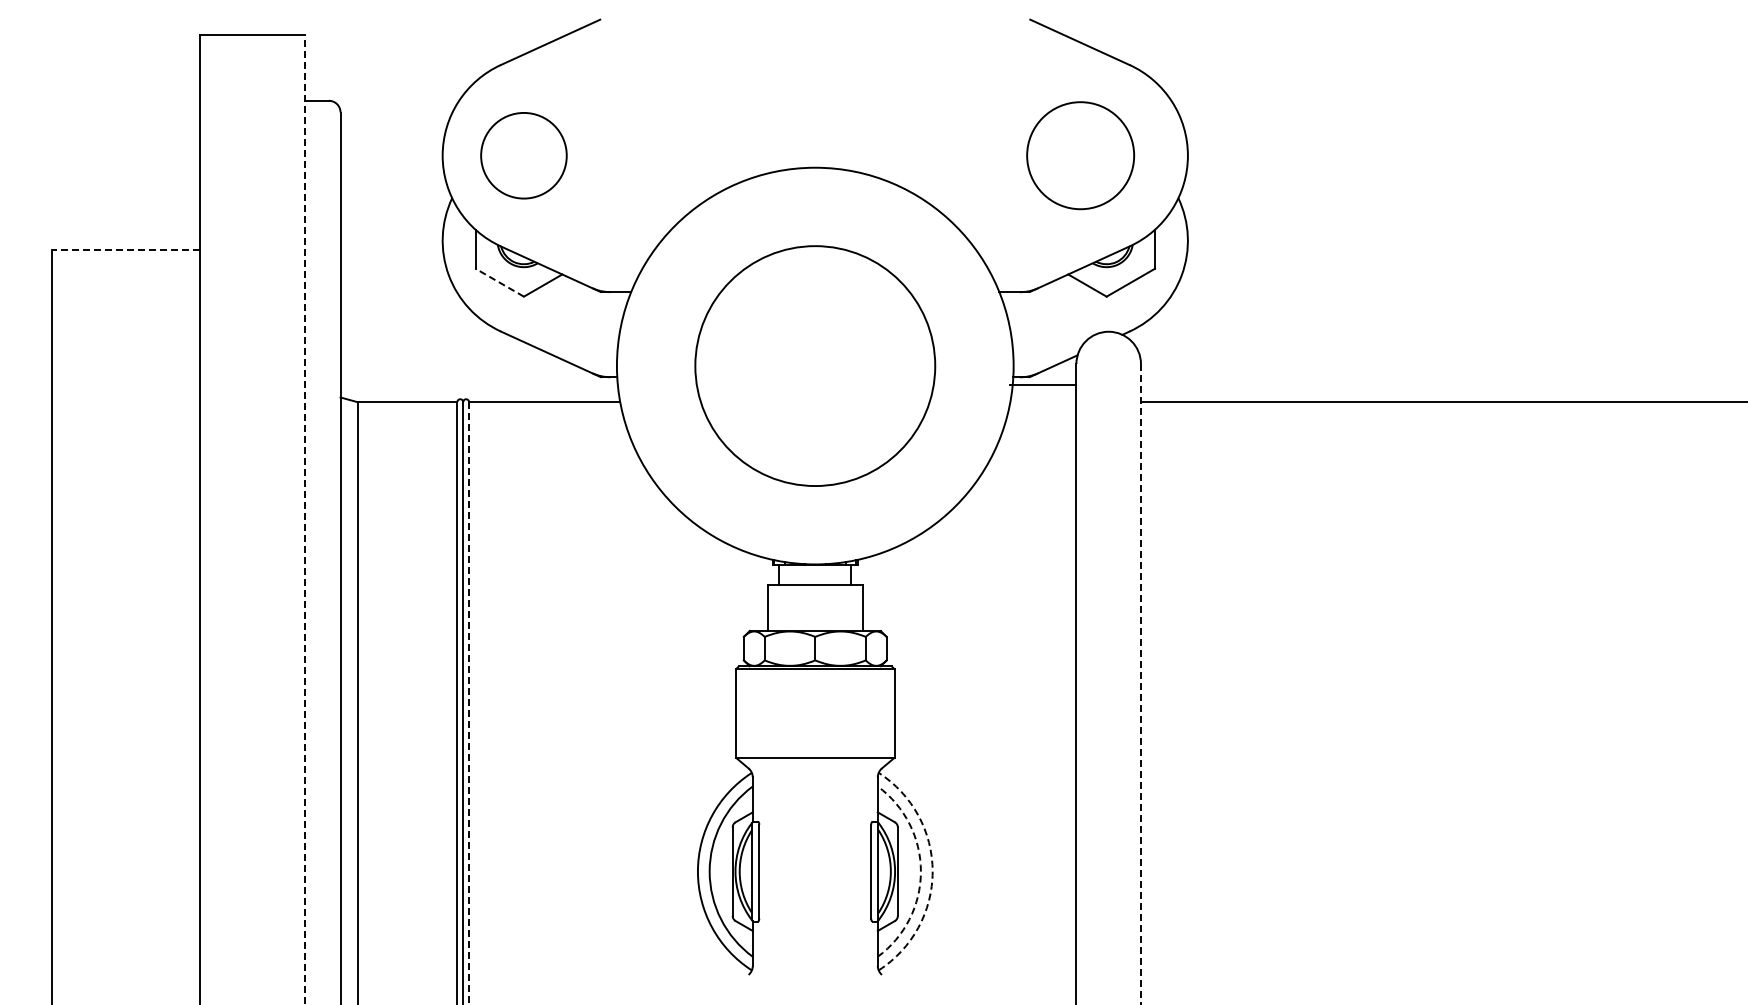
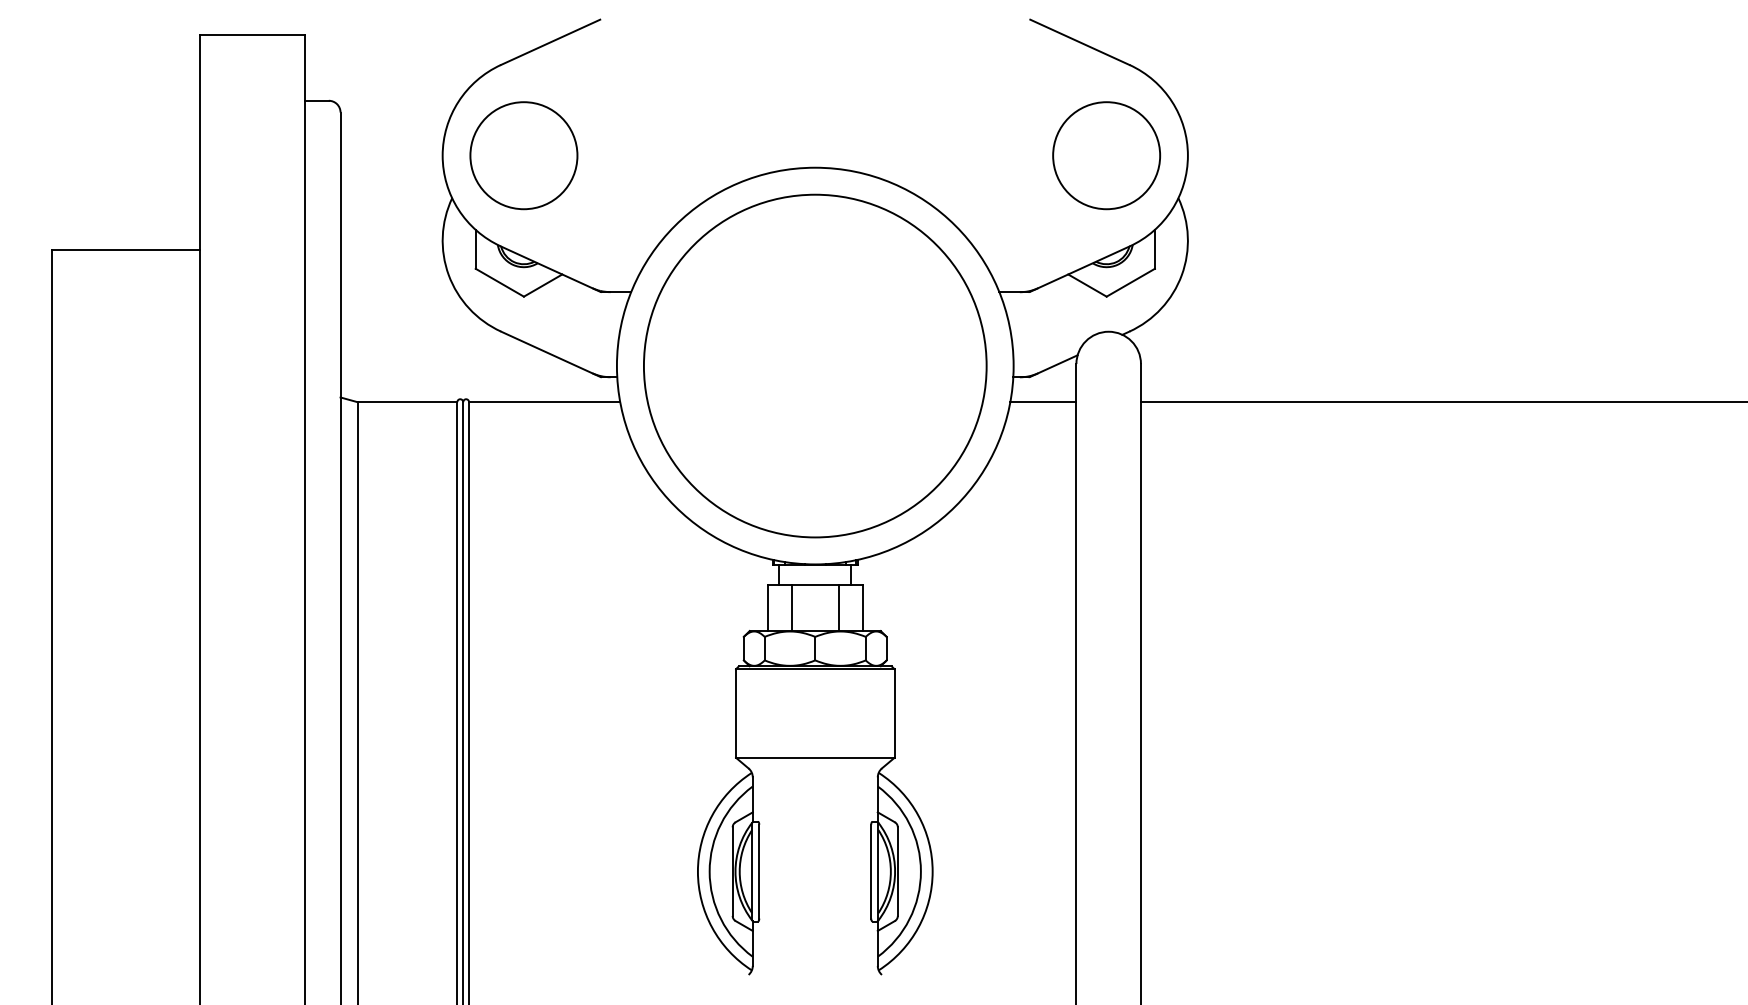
circle size: 88x88 px -> 110x110 px (523, 155)
circle position: (1080, 155) -> (1106, 155) (1106, 155)
line: dashed -> solid (126, 249)
line: dashed -> solid (499, 282)
circle diameter: 240 px -> 343 px (814, 365)
line position: (1043, 385) -> (1043, 402) (1043, 402)
line: dashed -> solid (305, 519)
line: none -> present (791, 607)
line: none -> present (839, 607)
line: dashed -> solid (1140, 684)
line: dashed -> solid (469, 703)
arc: dashed -> solid (920, 871)
arc: dashed -> solid (932, 871)
